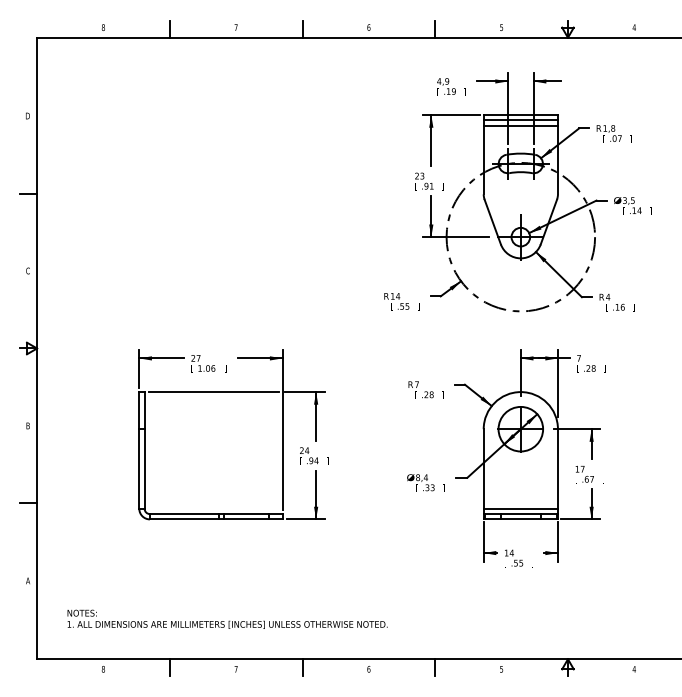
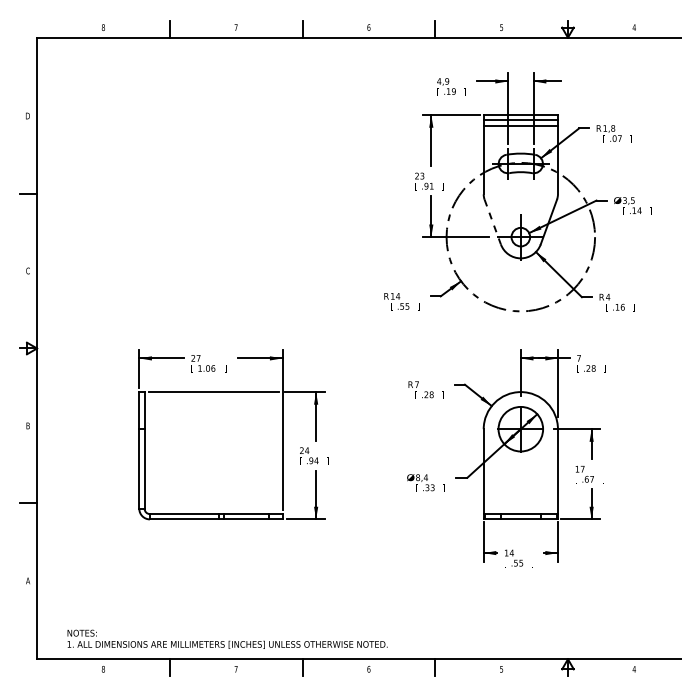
line: solid -> dashed (492, 222)
line: present -> none (520, 508)
text position: (227, 618) -> (227, 638) (227, 638)
